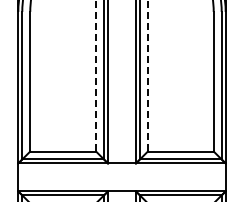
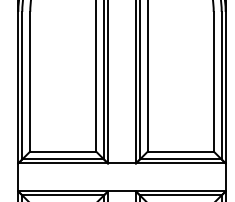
line: dashed -> solid (96, 76)
line: dashed -> solid (147, 76)
